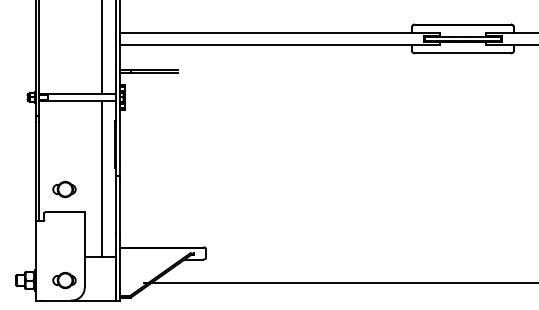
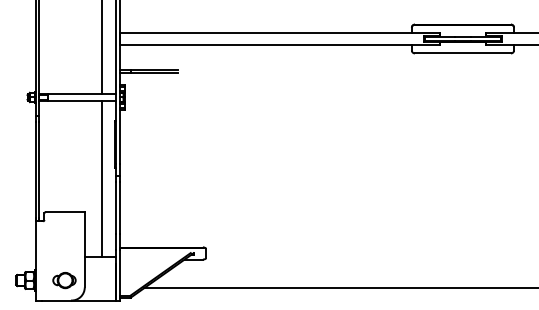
part: present -> none (64, 189)
line position: (339, 283) -> (339, 288) (339, 288)
